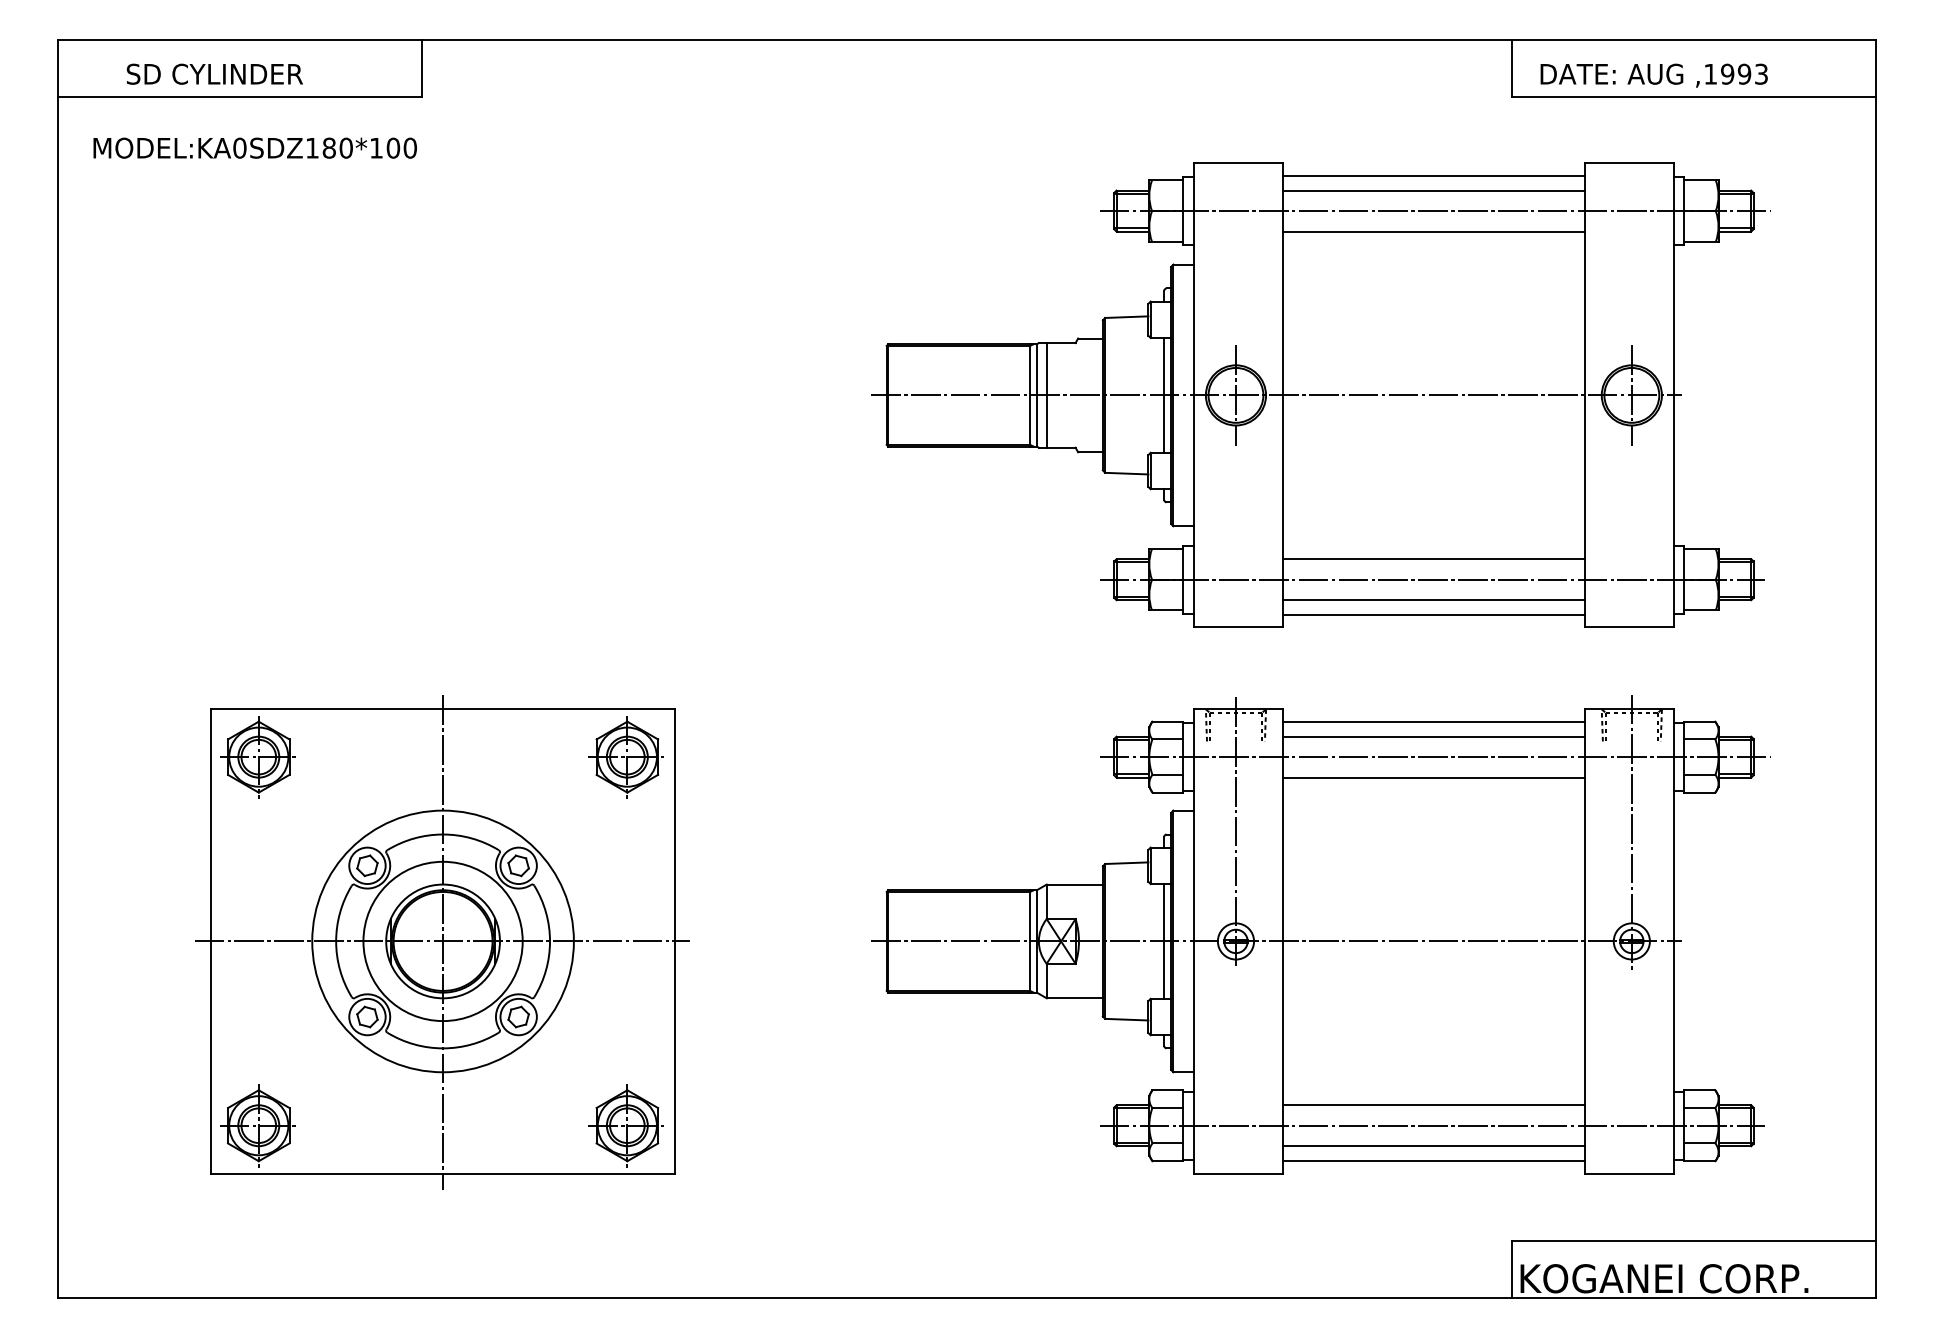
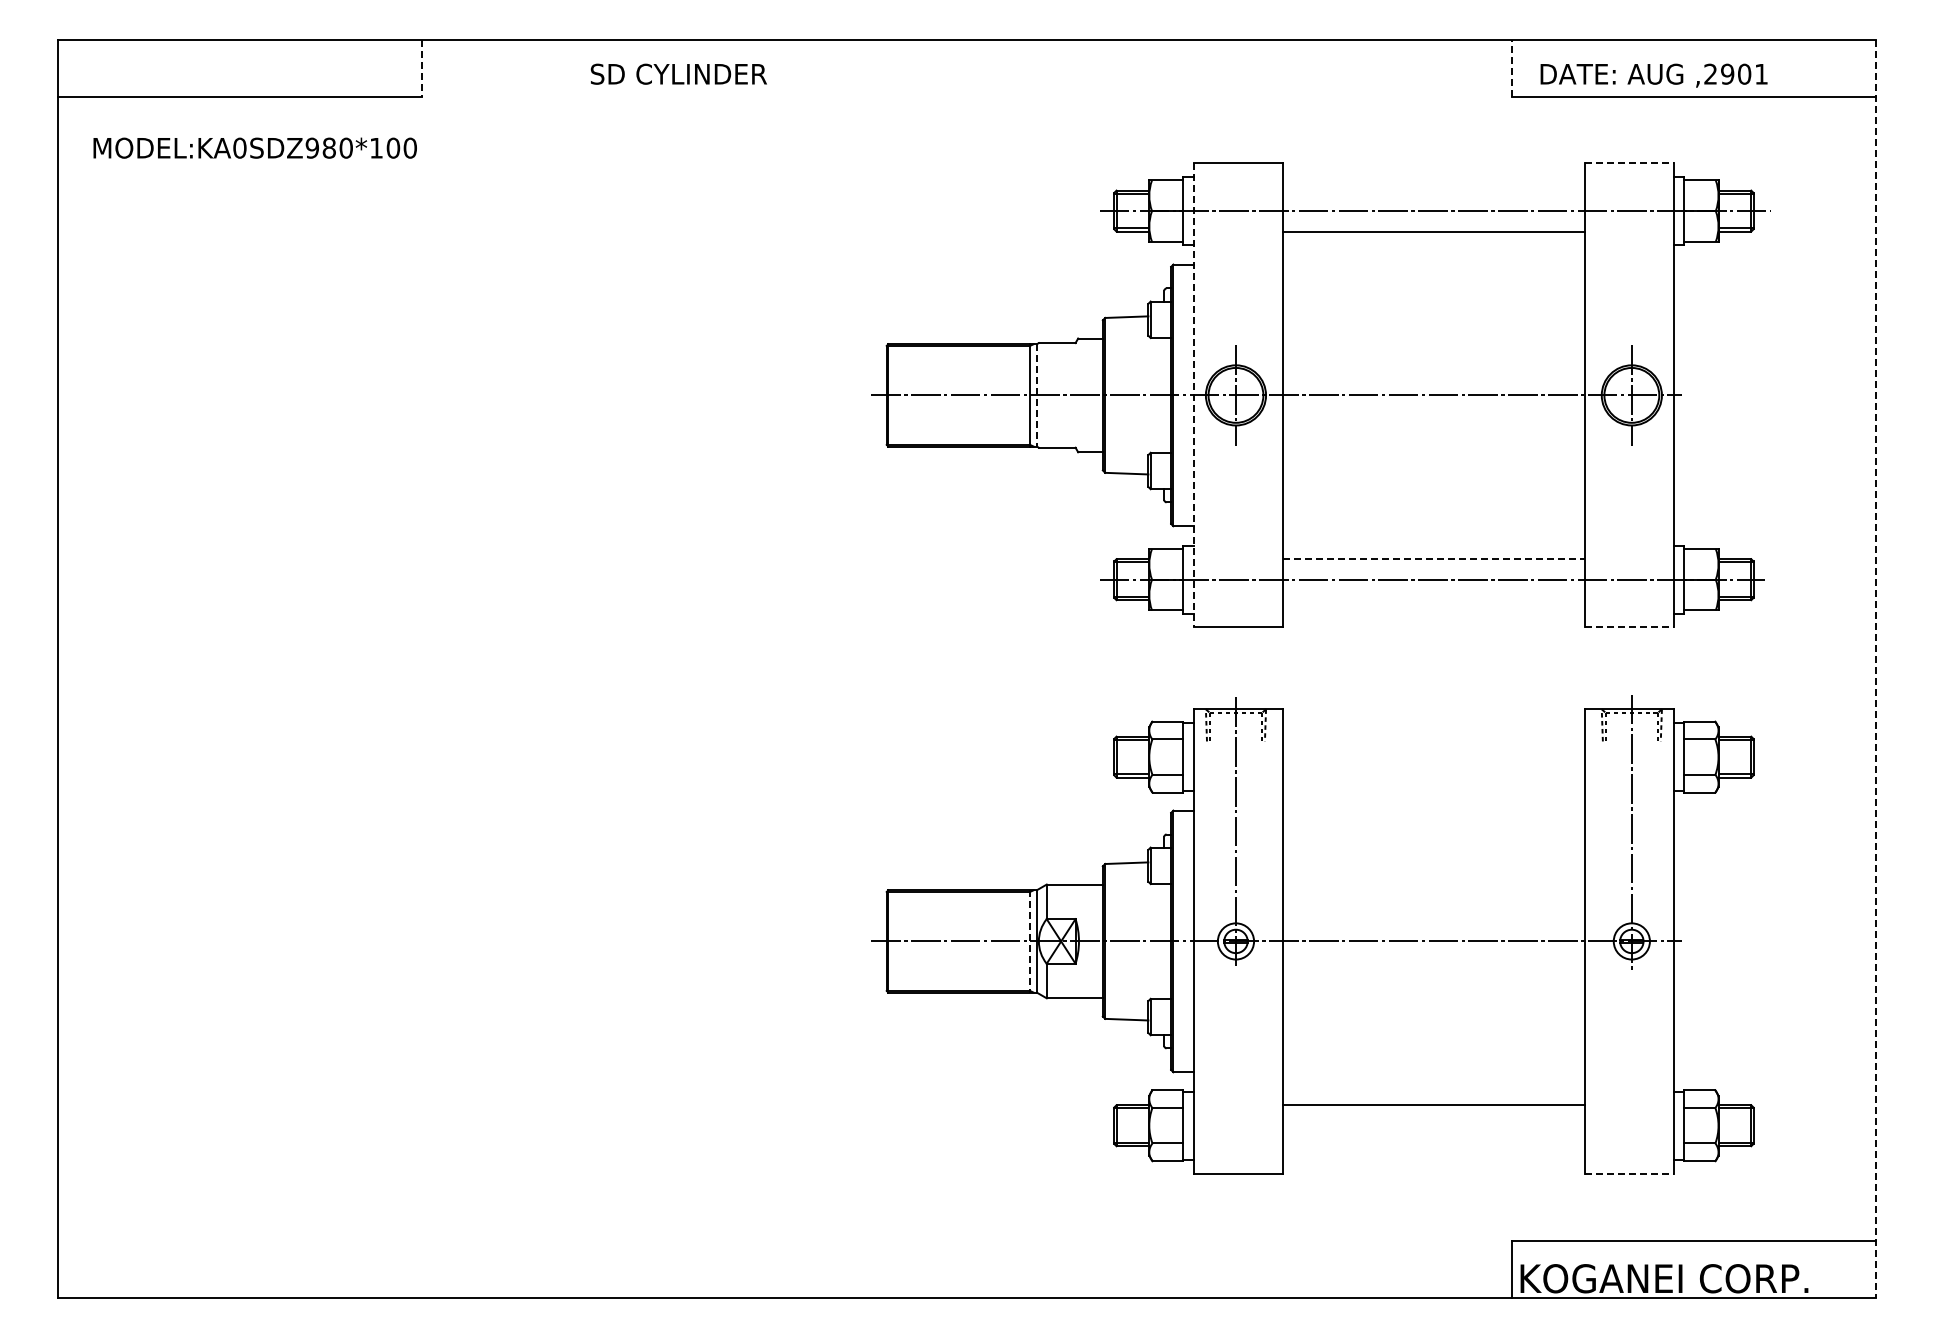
line: solid -> dashed (1511, 67)
line: solid -> dashed (422, 68)
text position: (214, 73) -> (678, 73) (678, 73)
text: ,1993 -> ,2901 (1735, 73)
text: MODEL:KA0SDZ180*100 -> MODEL:KA0SDZ980*100 (311, 147)
line: solid -> dashed (1630, 163)
line: present -> none (1433, 175)
line: present -> none (1433, 190)
line: solid -> dashed (1036, 395)
line: present -> none (1046, 395)
line: present -> none (1164, 395)
line: solid -> dashed (1193, 395)
line: solid -> dashed (1434, 559)
line: present -> none (1433, 600)
line: present -> none (1433, 614)
line: solid -> dashed (1630, 627)
line: solid -> dashed (1875, 669)
line: present -> none (1433, 721)
line: present -> none (1433, 736)
line: present -> none (1435, 757)
line: present -> none (1433, 777)
line: solid -> dashed (1030, 941)
line: present -> none (1164, 941)
part: present -> none (442, 942)
line: present -> none (1432, 1125)
line: present -> none (1433, 1146)
line: present -> none (1433, 1161)
line: solid -> dashed (1630, 1173)
